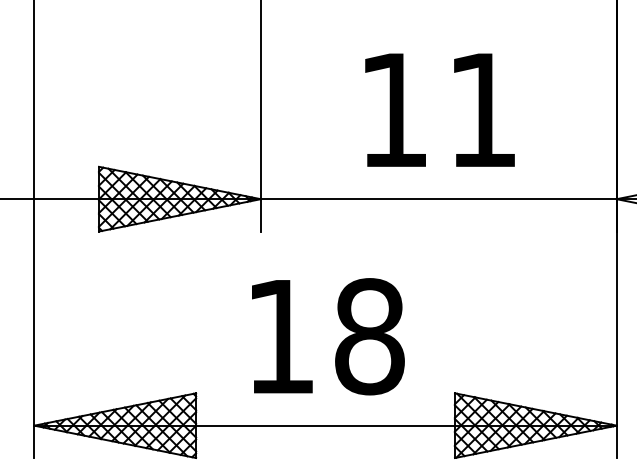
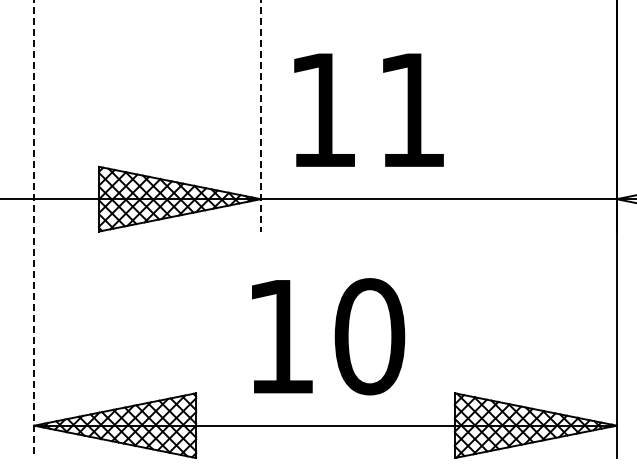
text position: (439, 109) -> (368, 109) (368, 109)
line: solid -> dashed (260, 116)
line: solid -> dashed (34, 229)
text: 18 -> 10 (369, 336)
